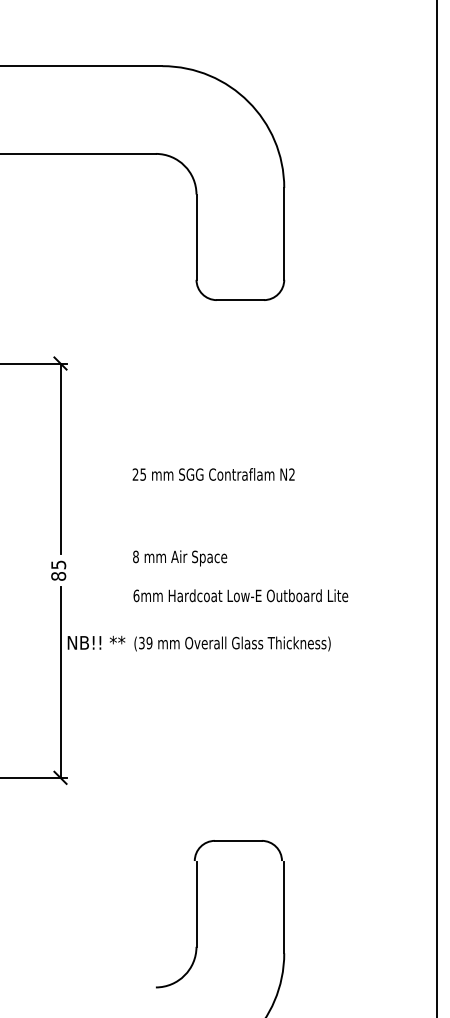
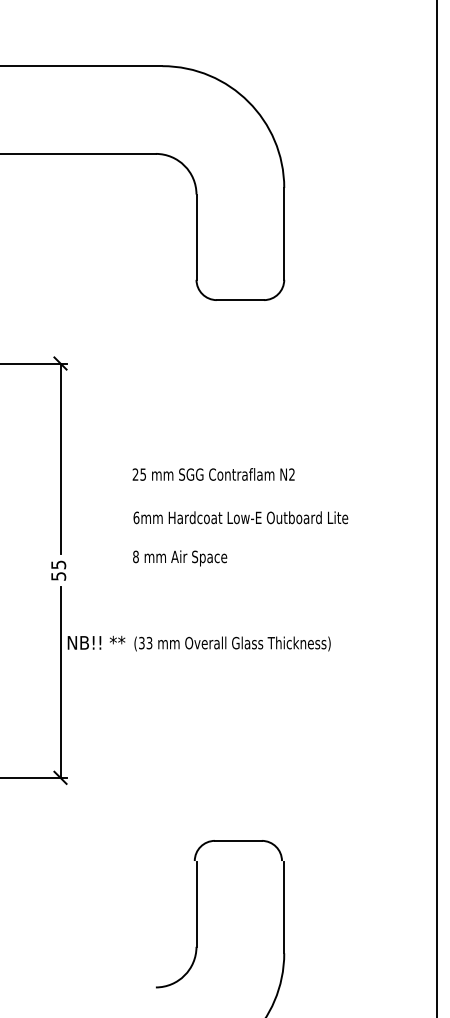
text: 85 -> 55 (58, 576)
text position: (240, 595) -> (240, 517) (240, 517)
text: (39 -> (33 (149, 643)
